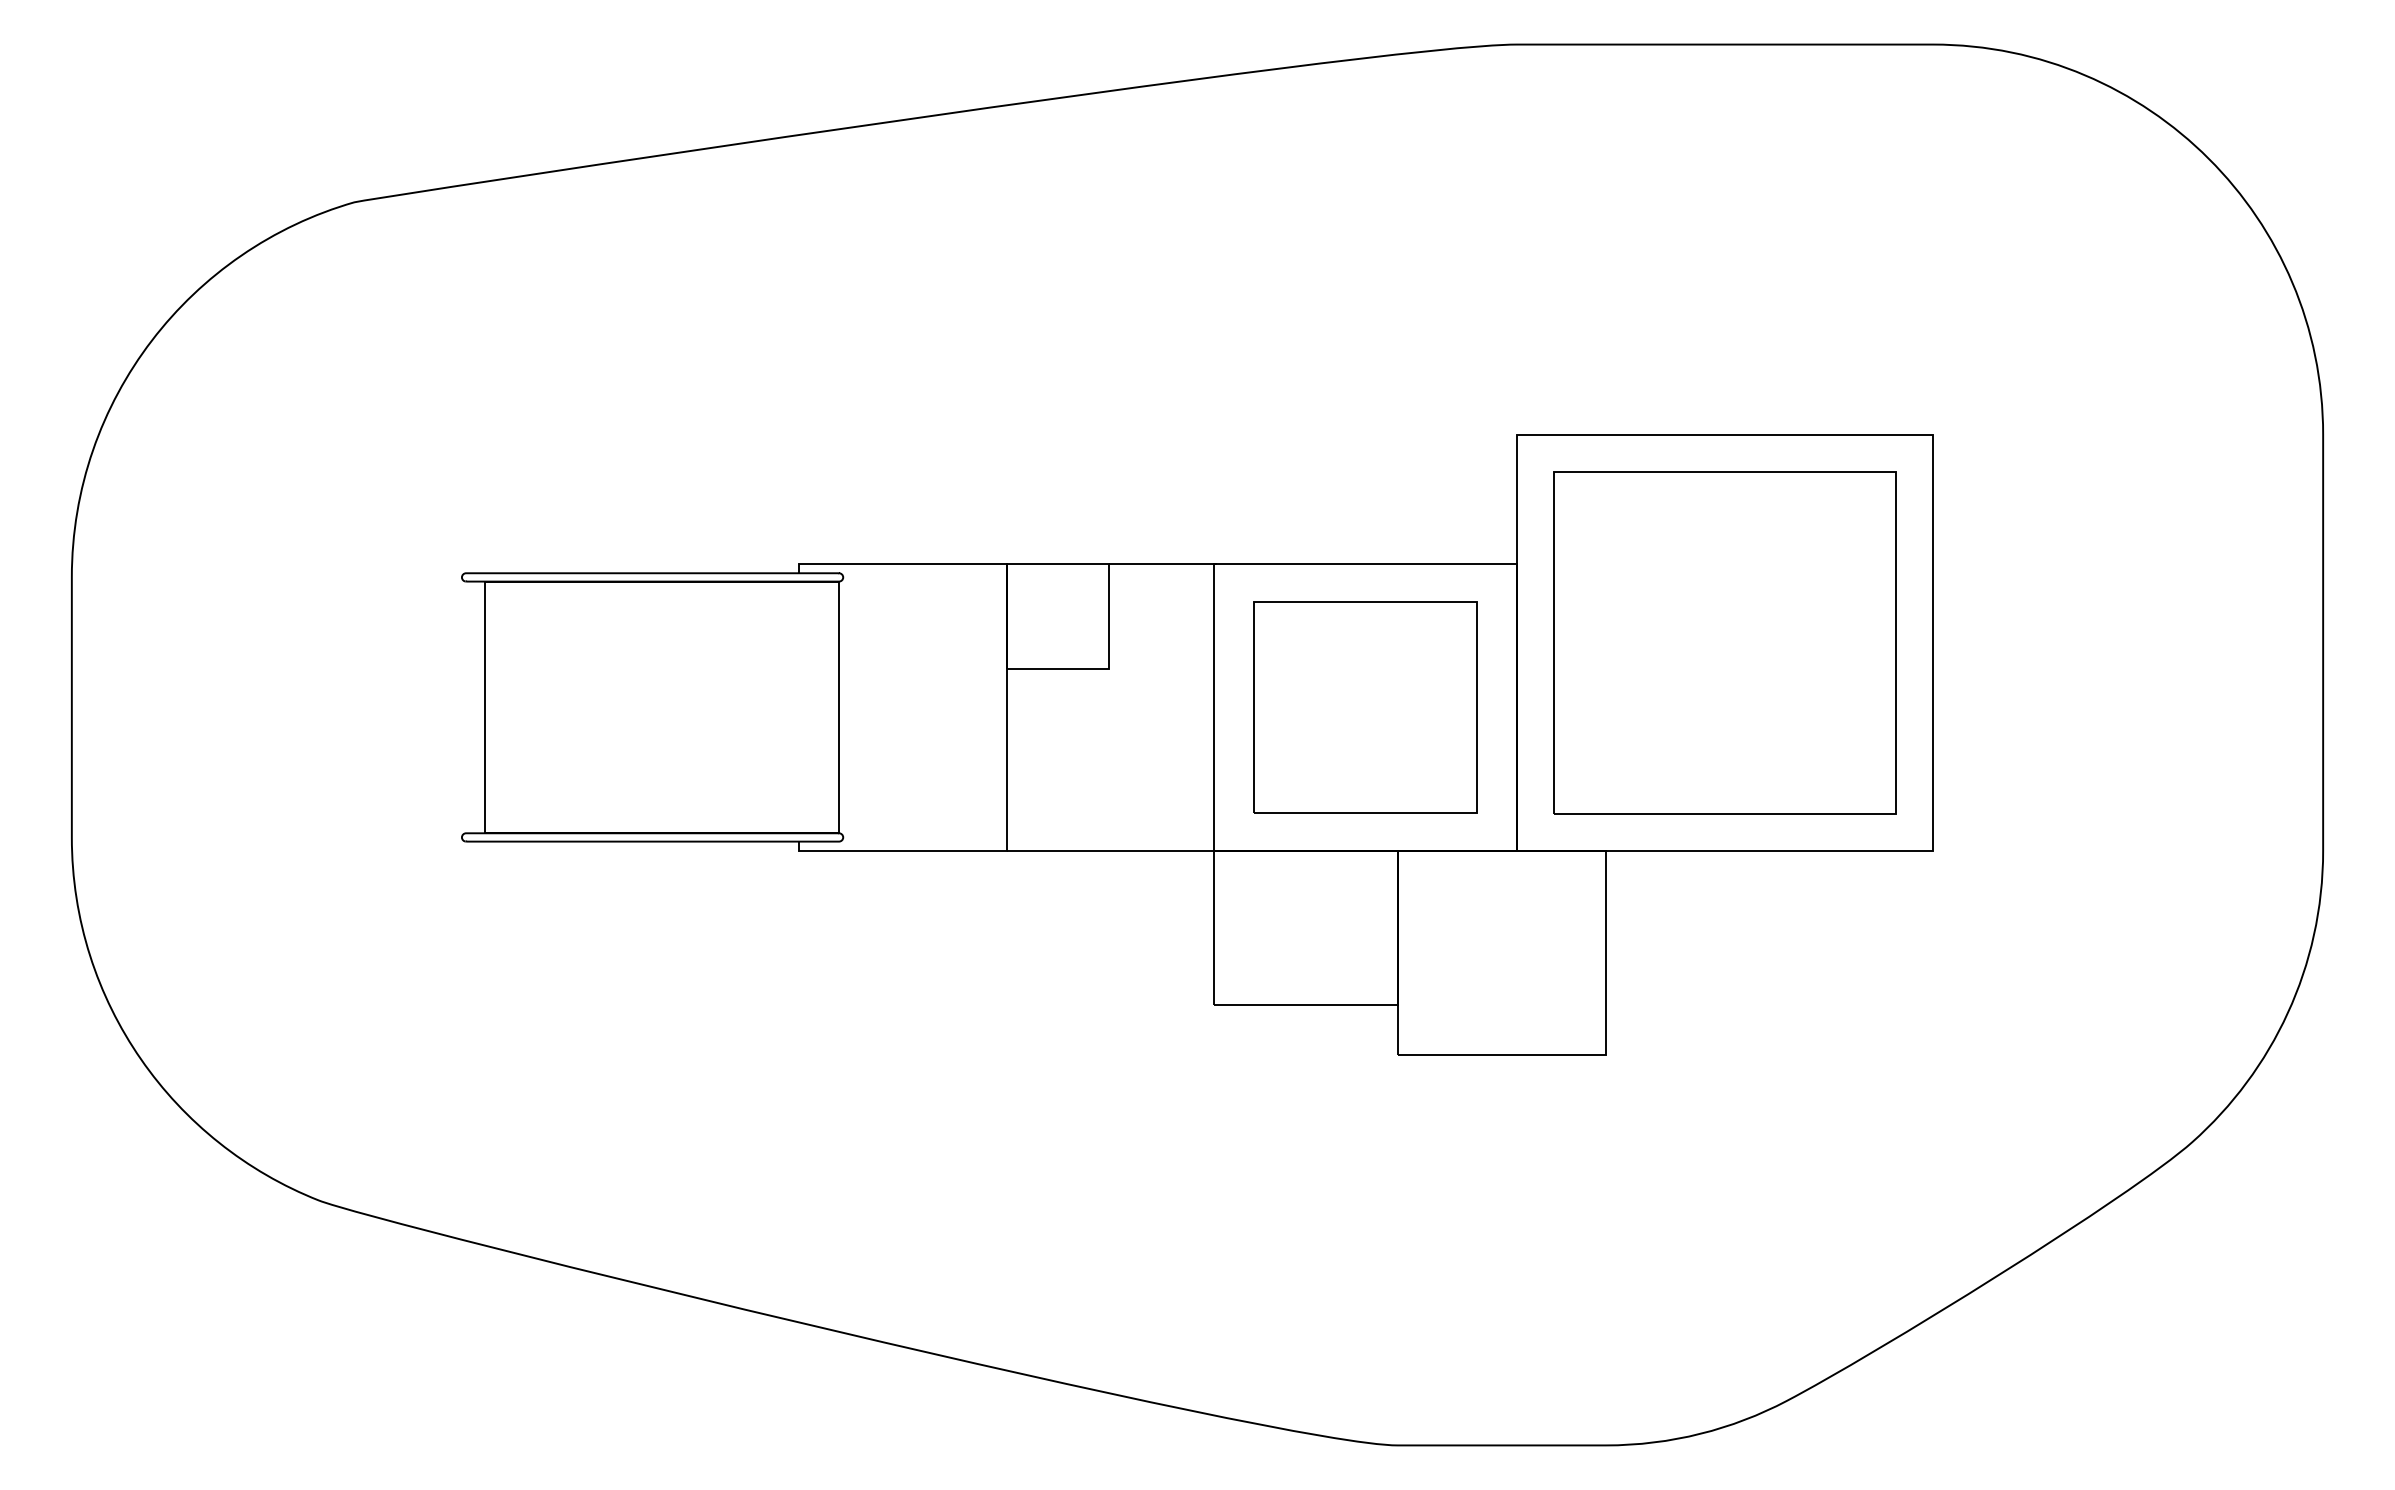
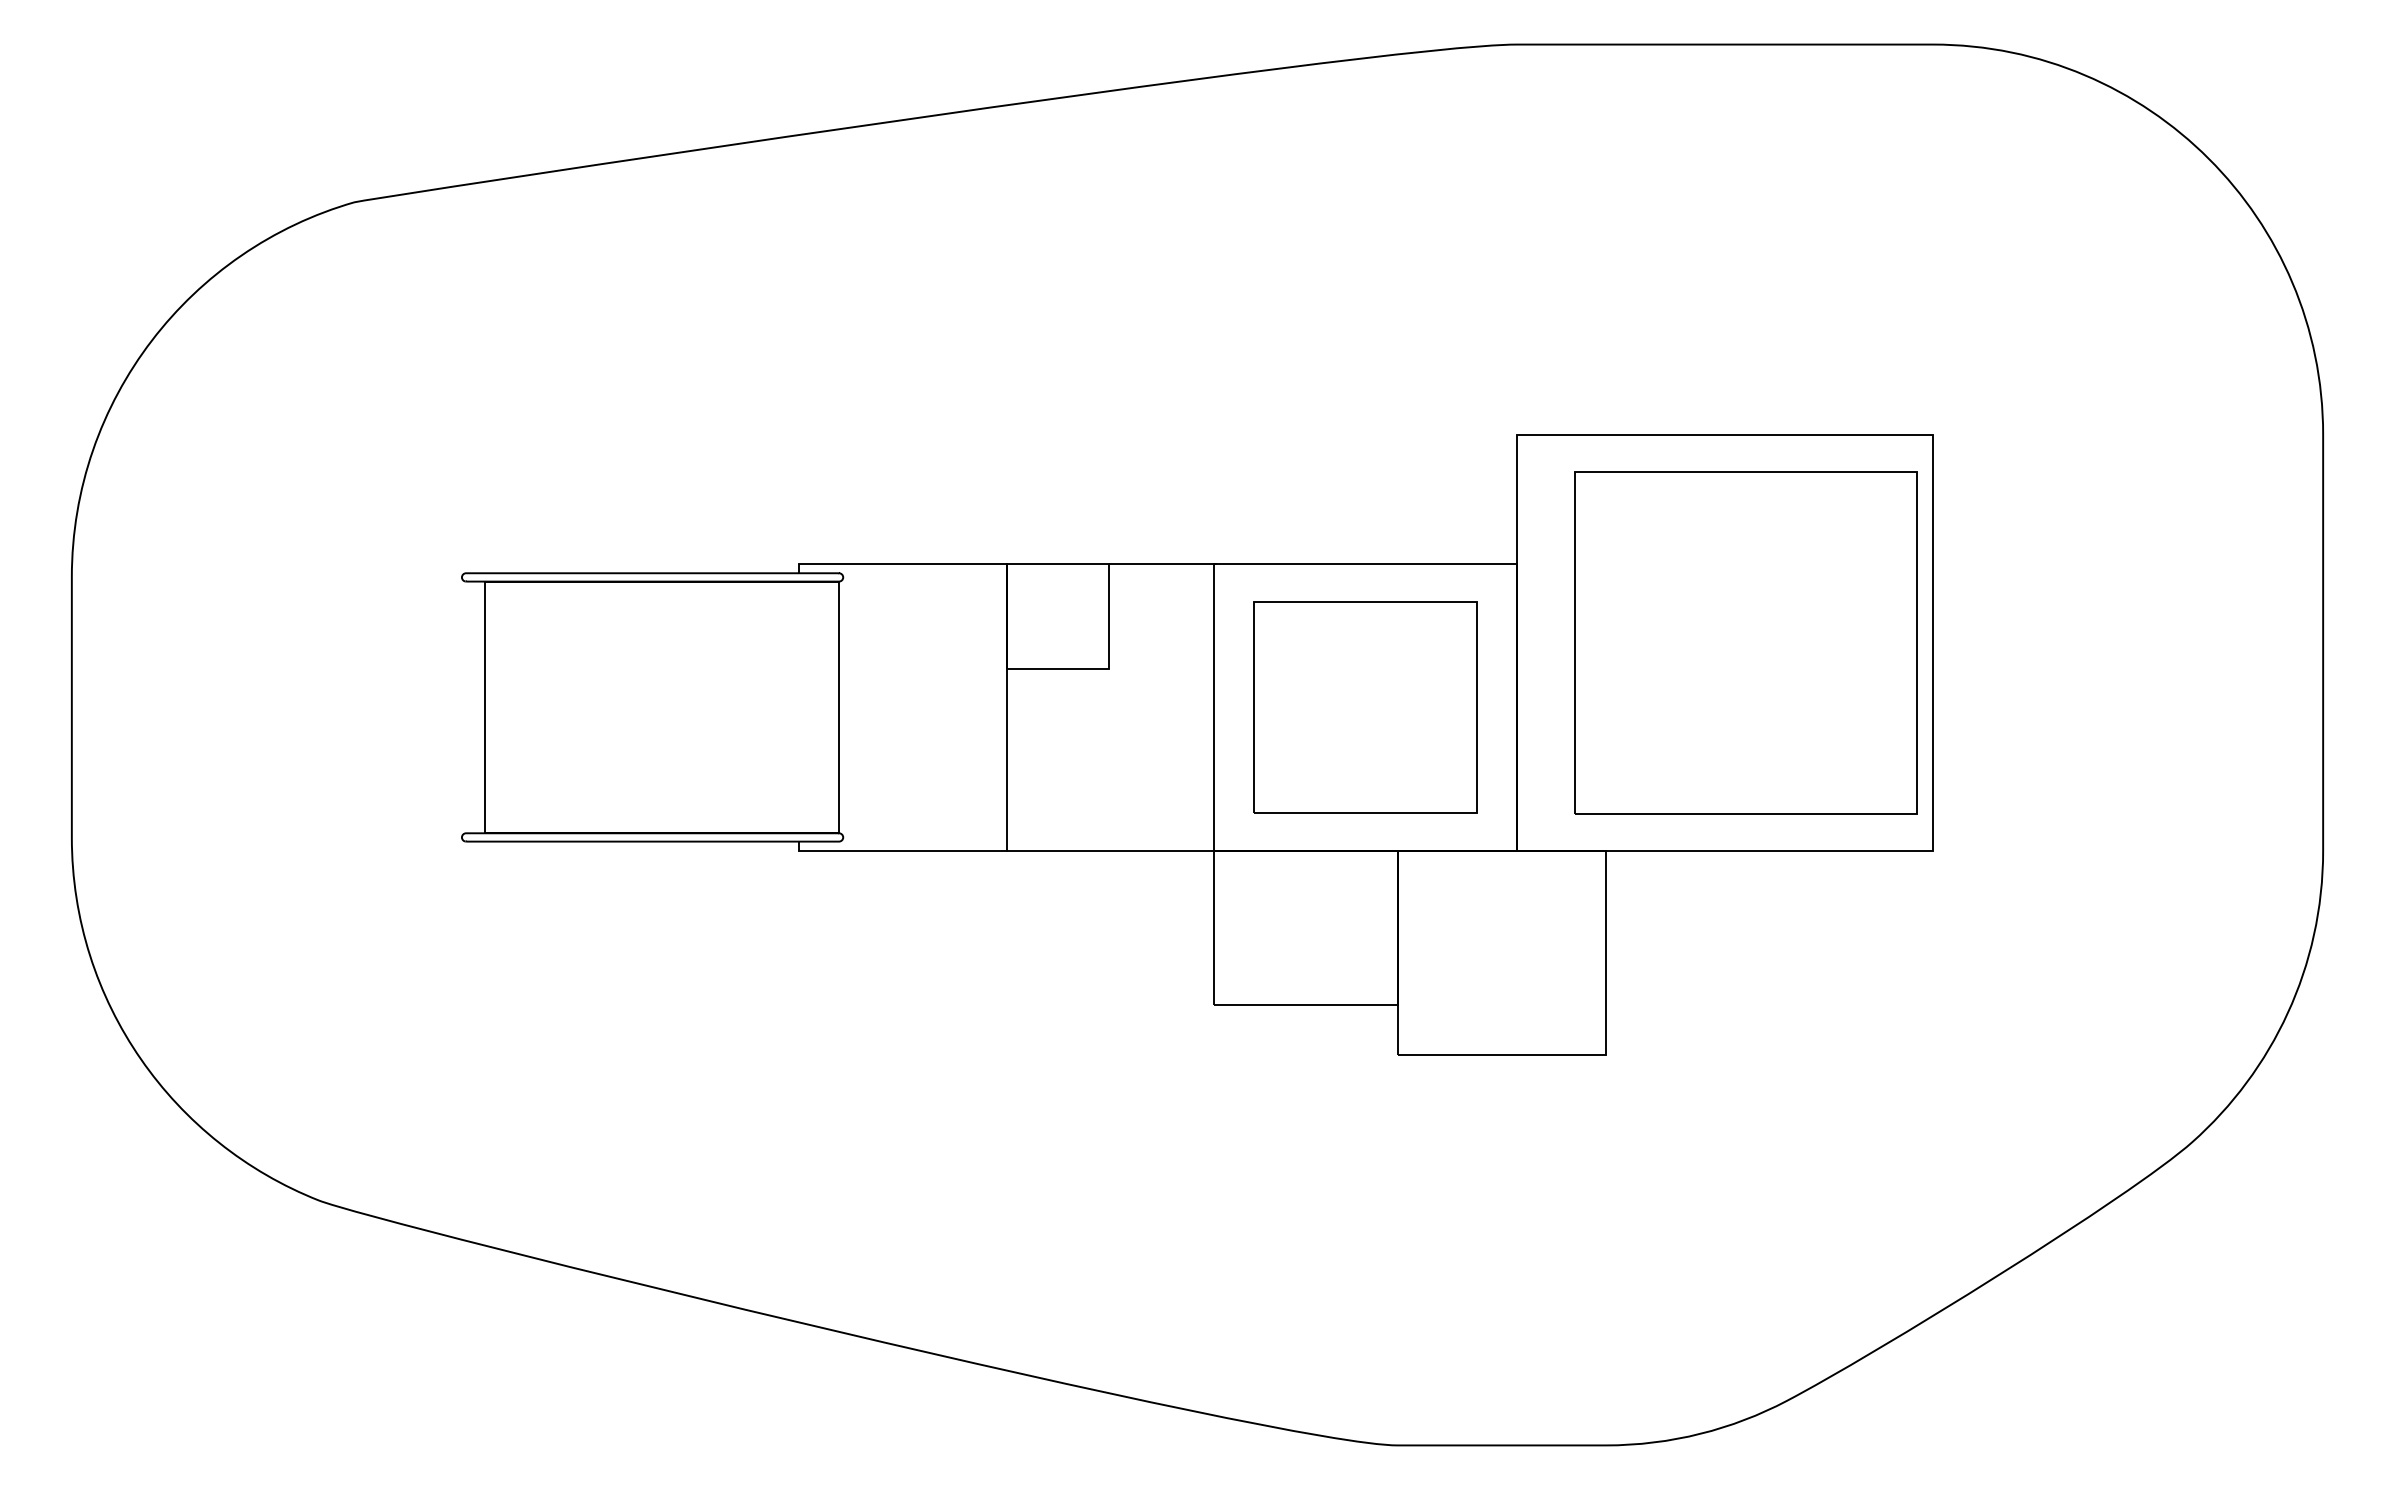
part position: (1724, 642) -> (1745, 642) (1745, 642)
